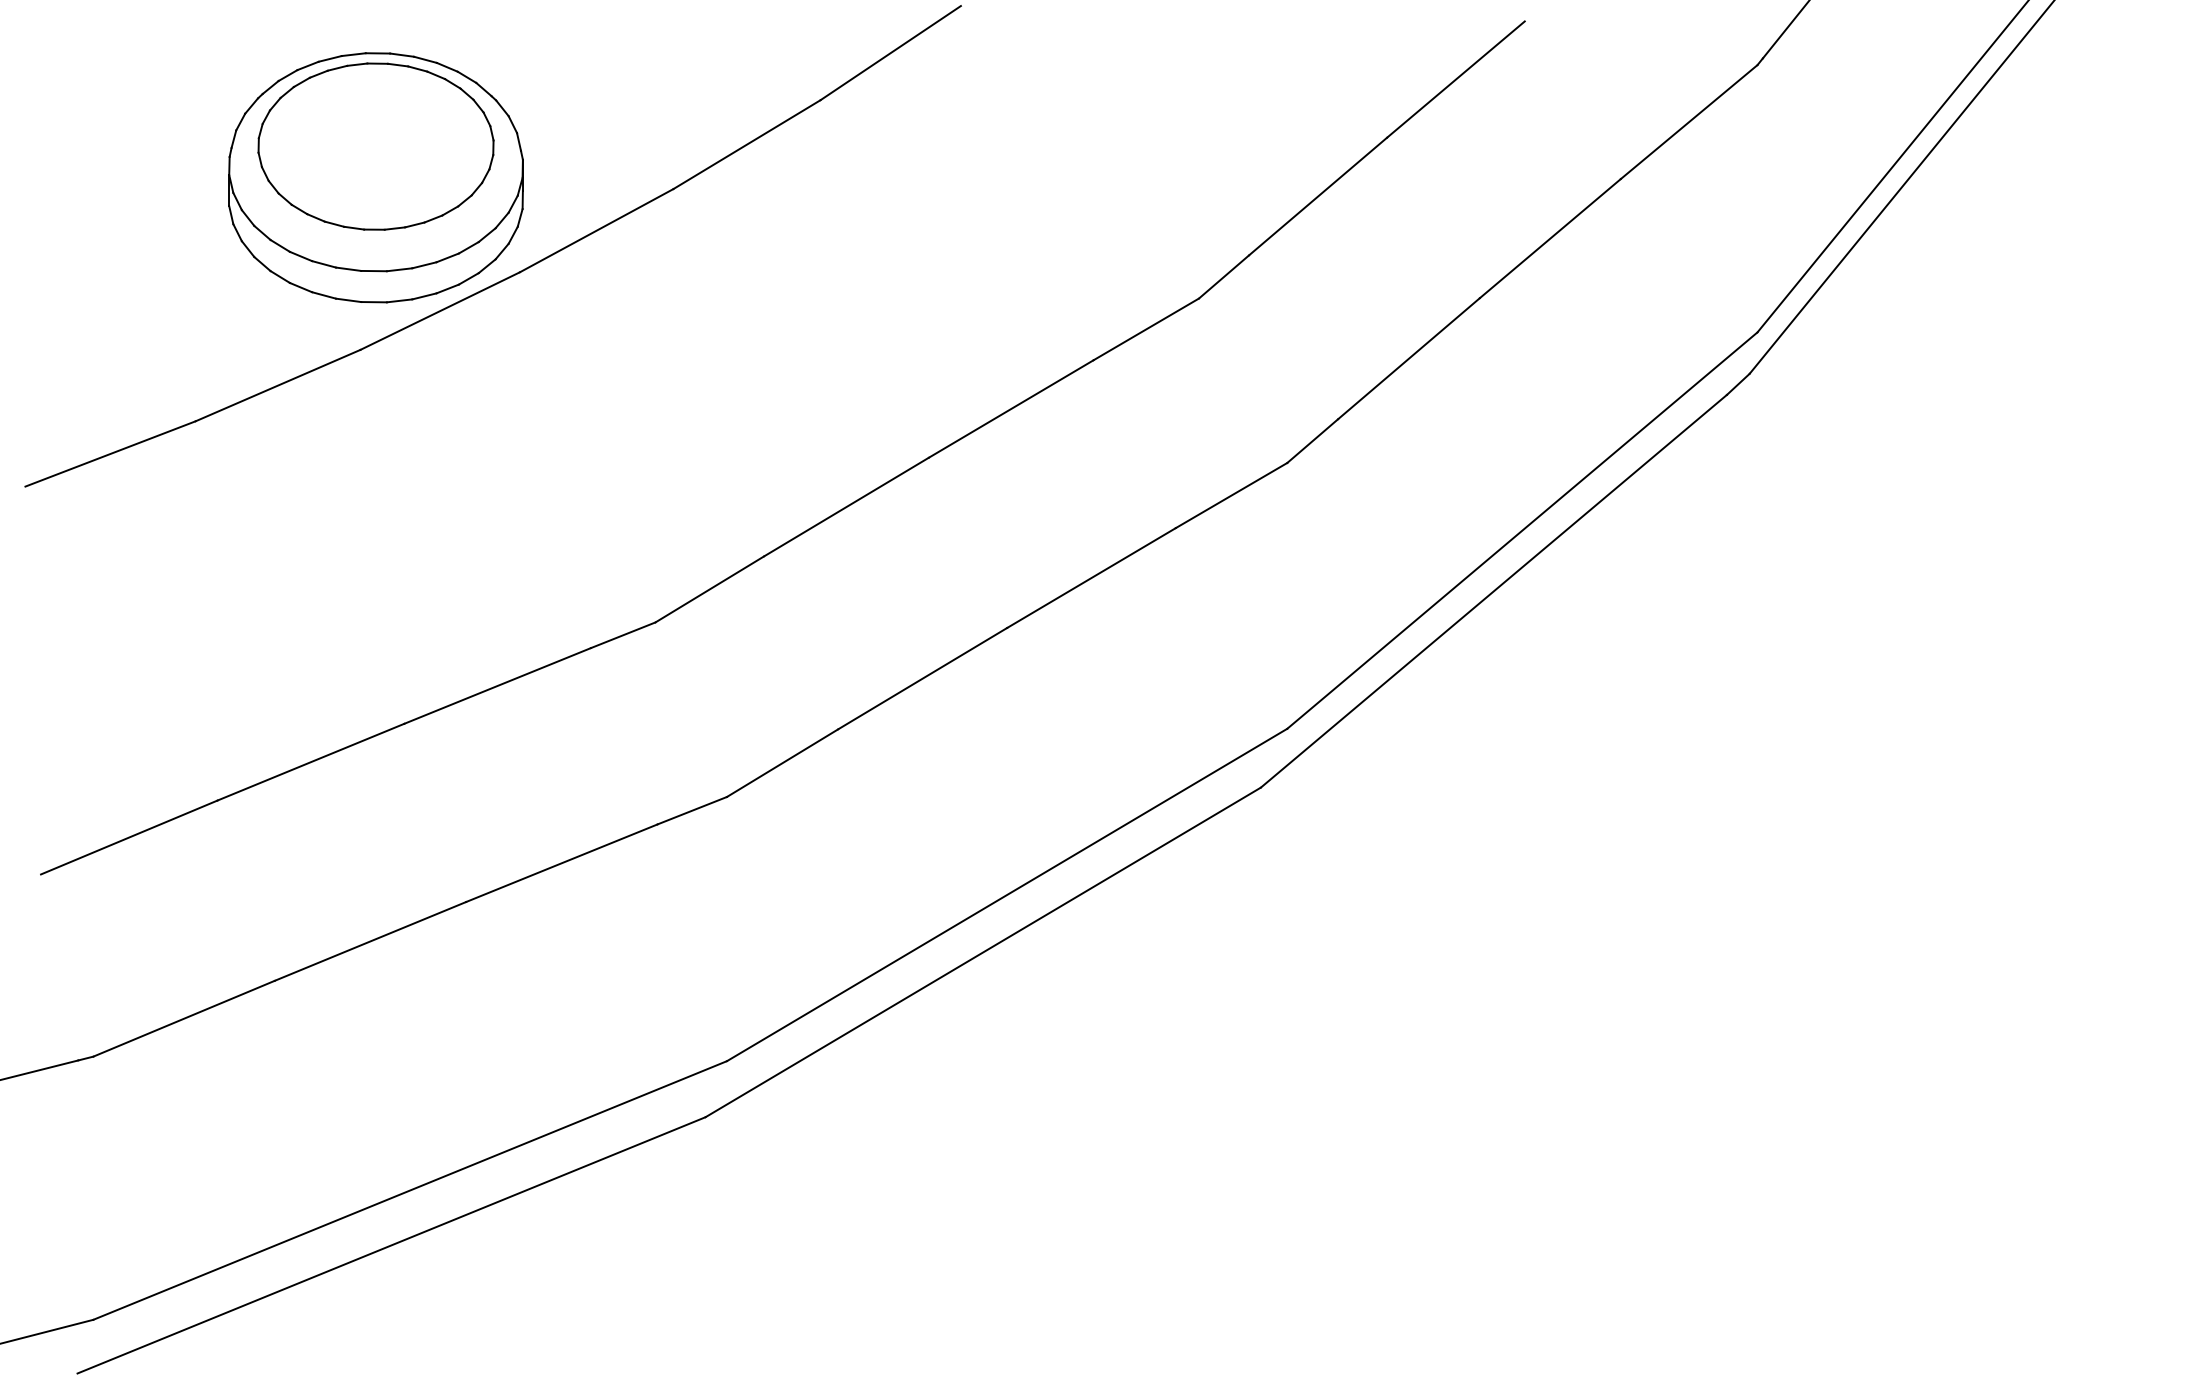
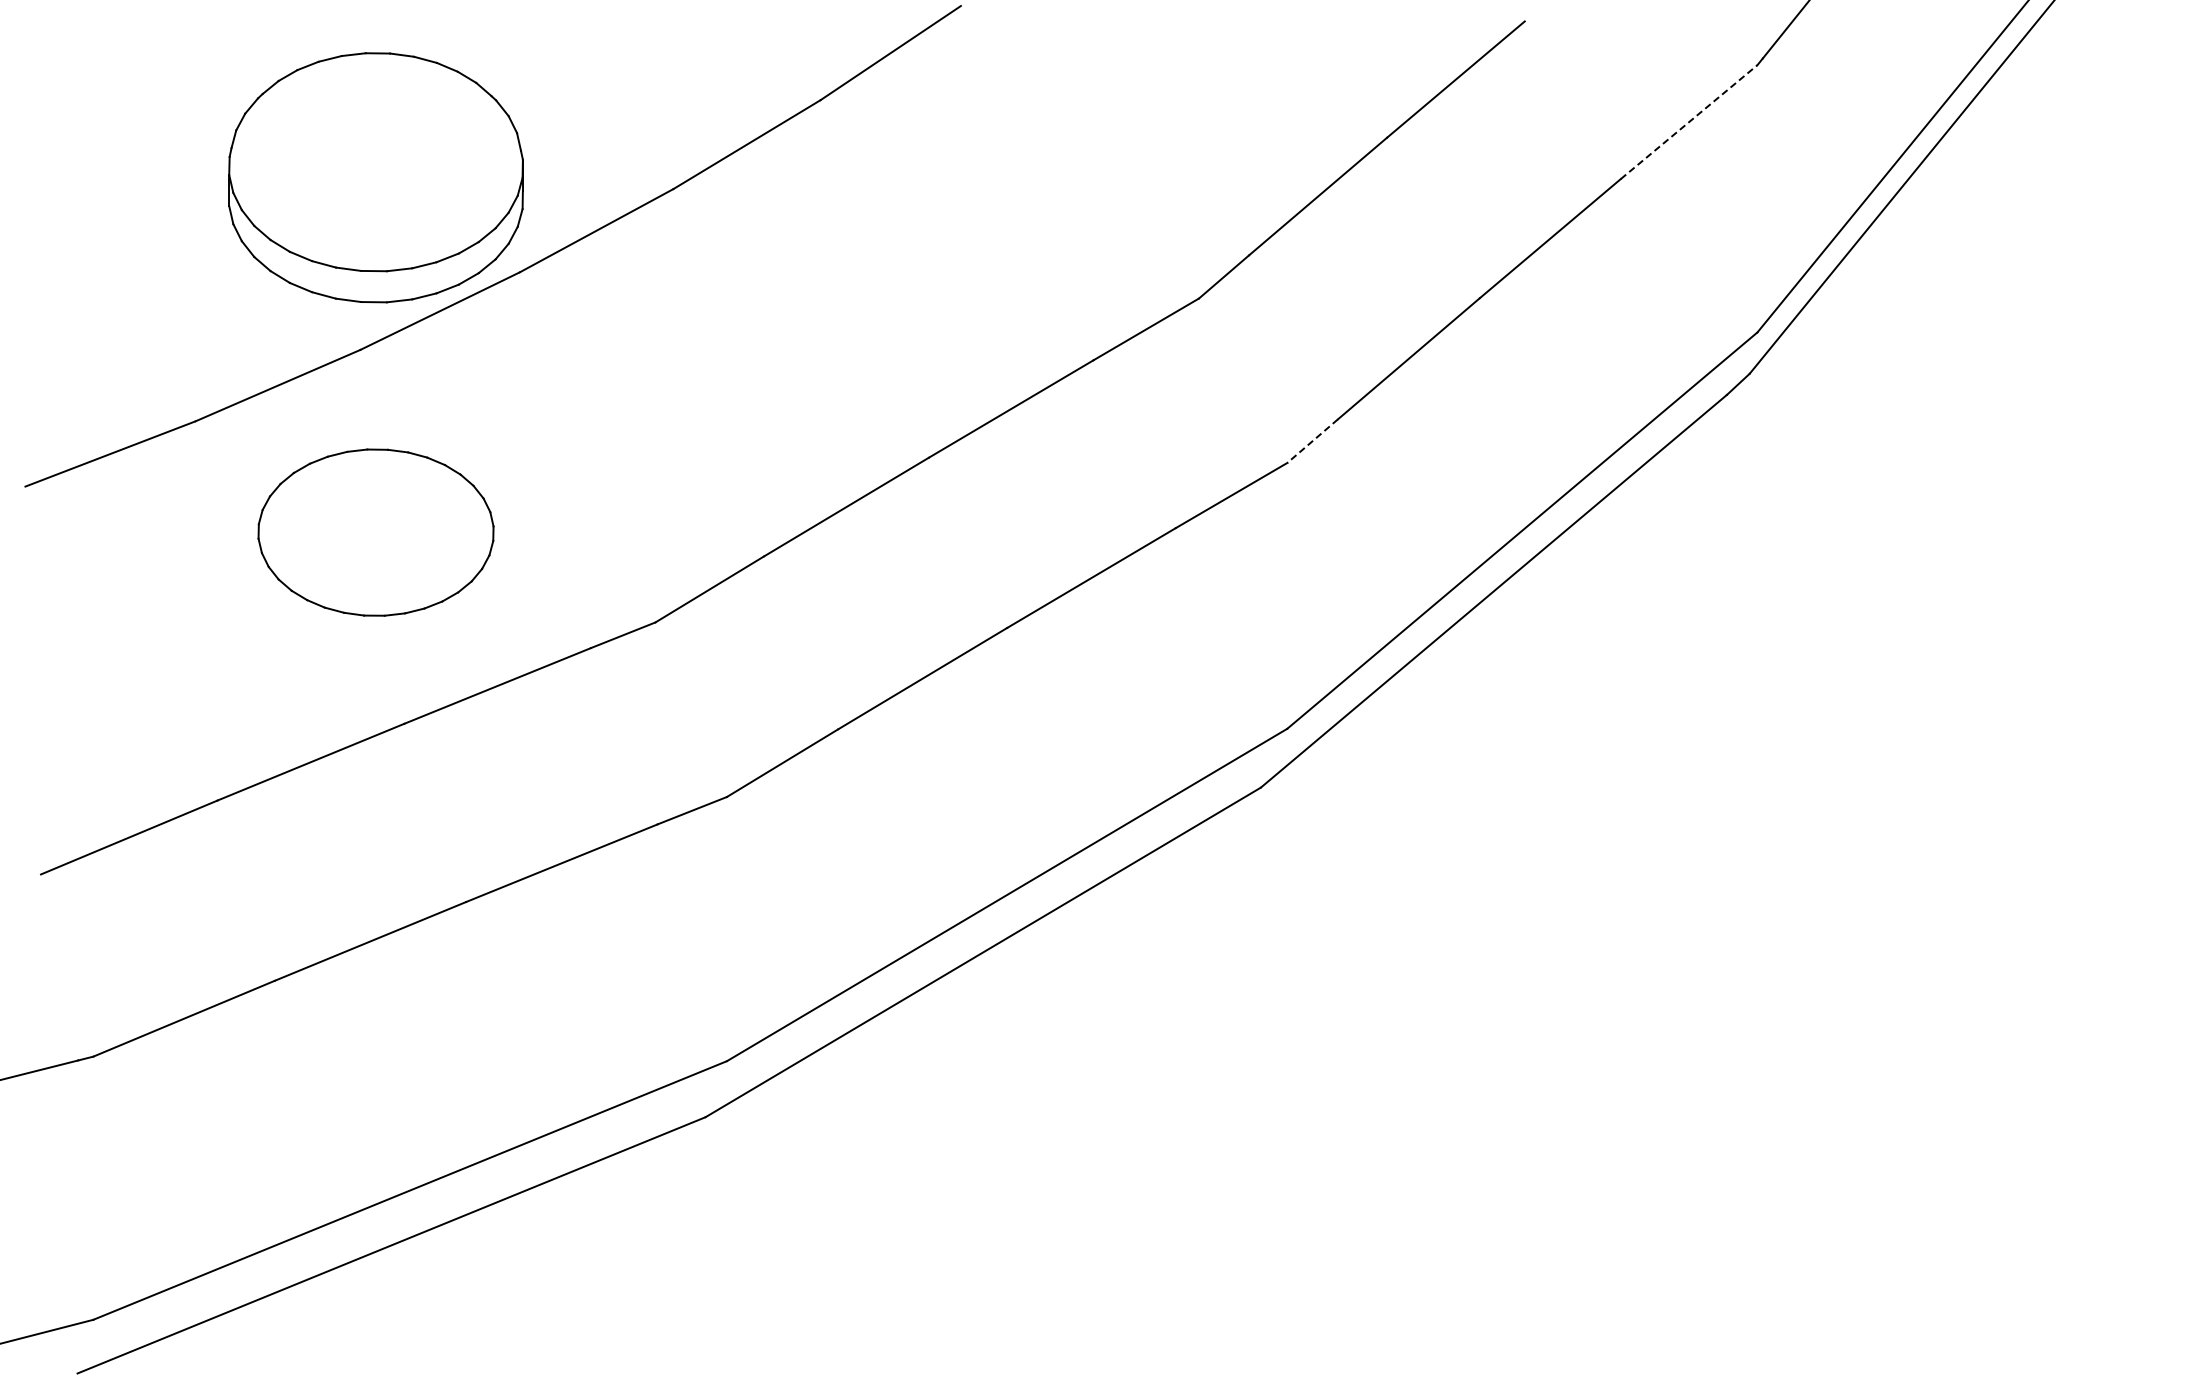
line: solid -> dashed (1689, 122)
part position: (375, 146) -> (375, 532) (375, 532)
line: solid -> dashed (1312, 441)
